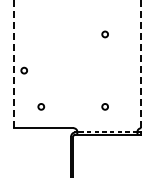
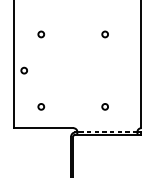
circle: none -> present (41, 34)
line: dashed -> solid (13, 64)
line: dashed -> solid (141, 64)
